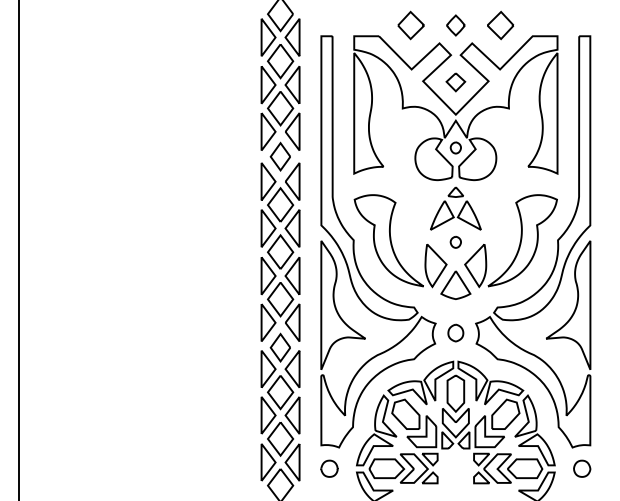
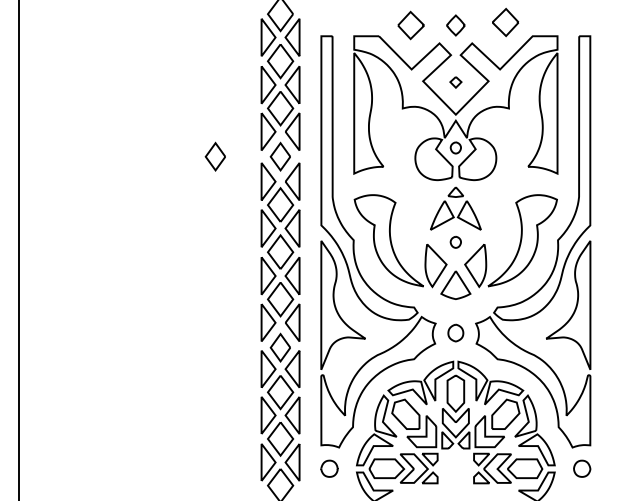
part position: (500, 25) -> (505, 22) (505, 22)
part size: 22x21 px -> 14x13 px (455, 82)
part: none -> present (214, 156)
